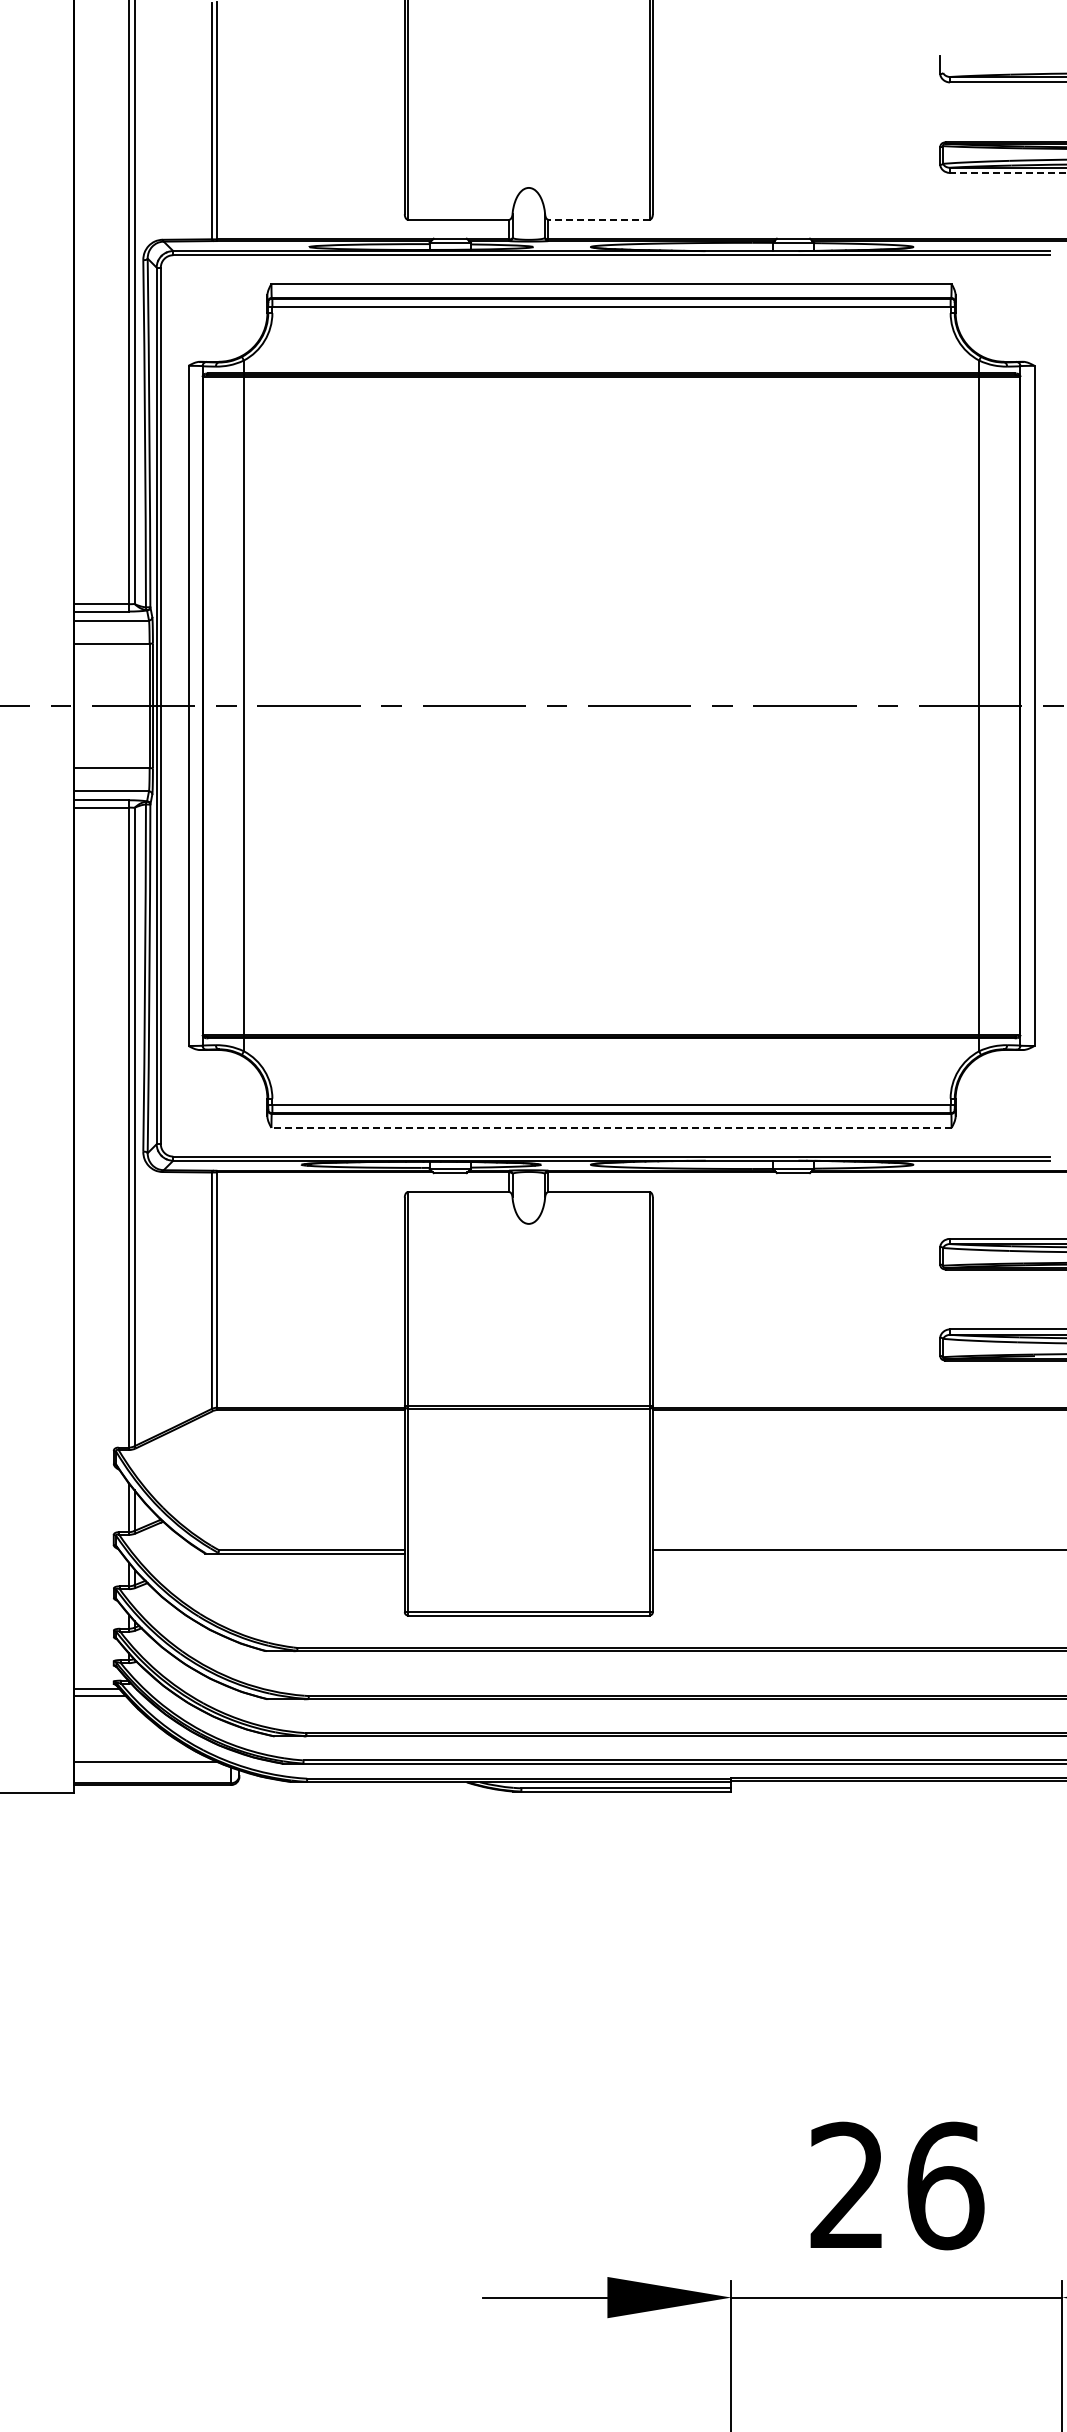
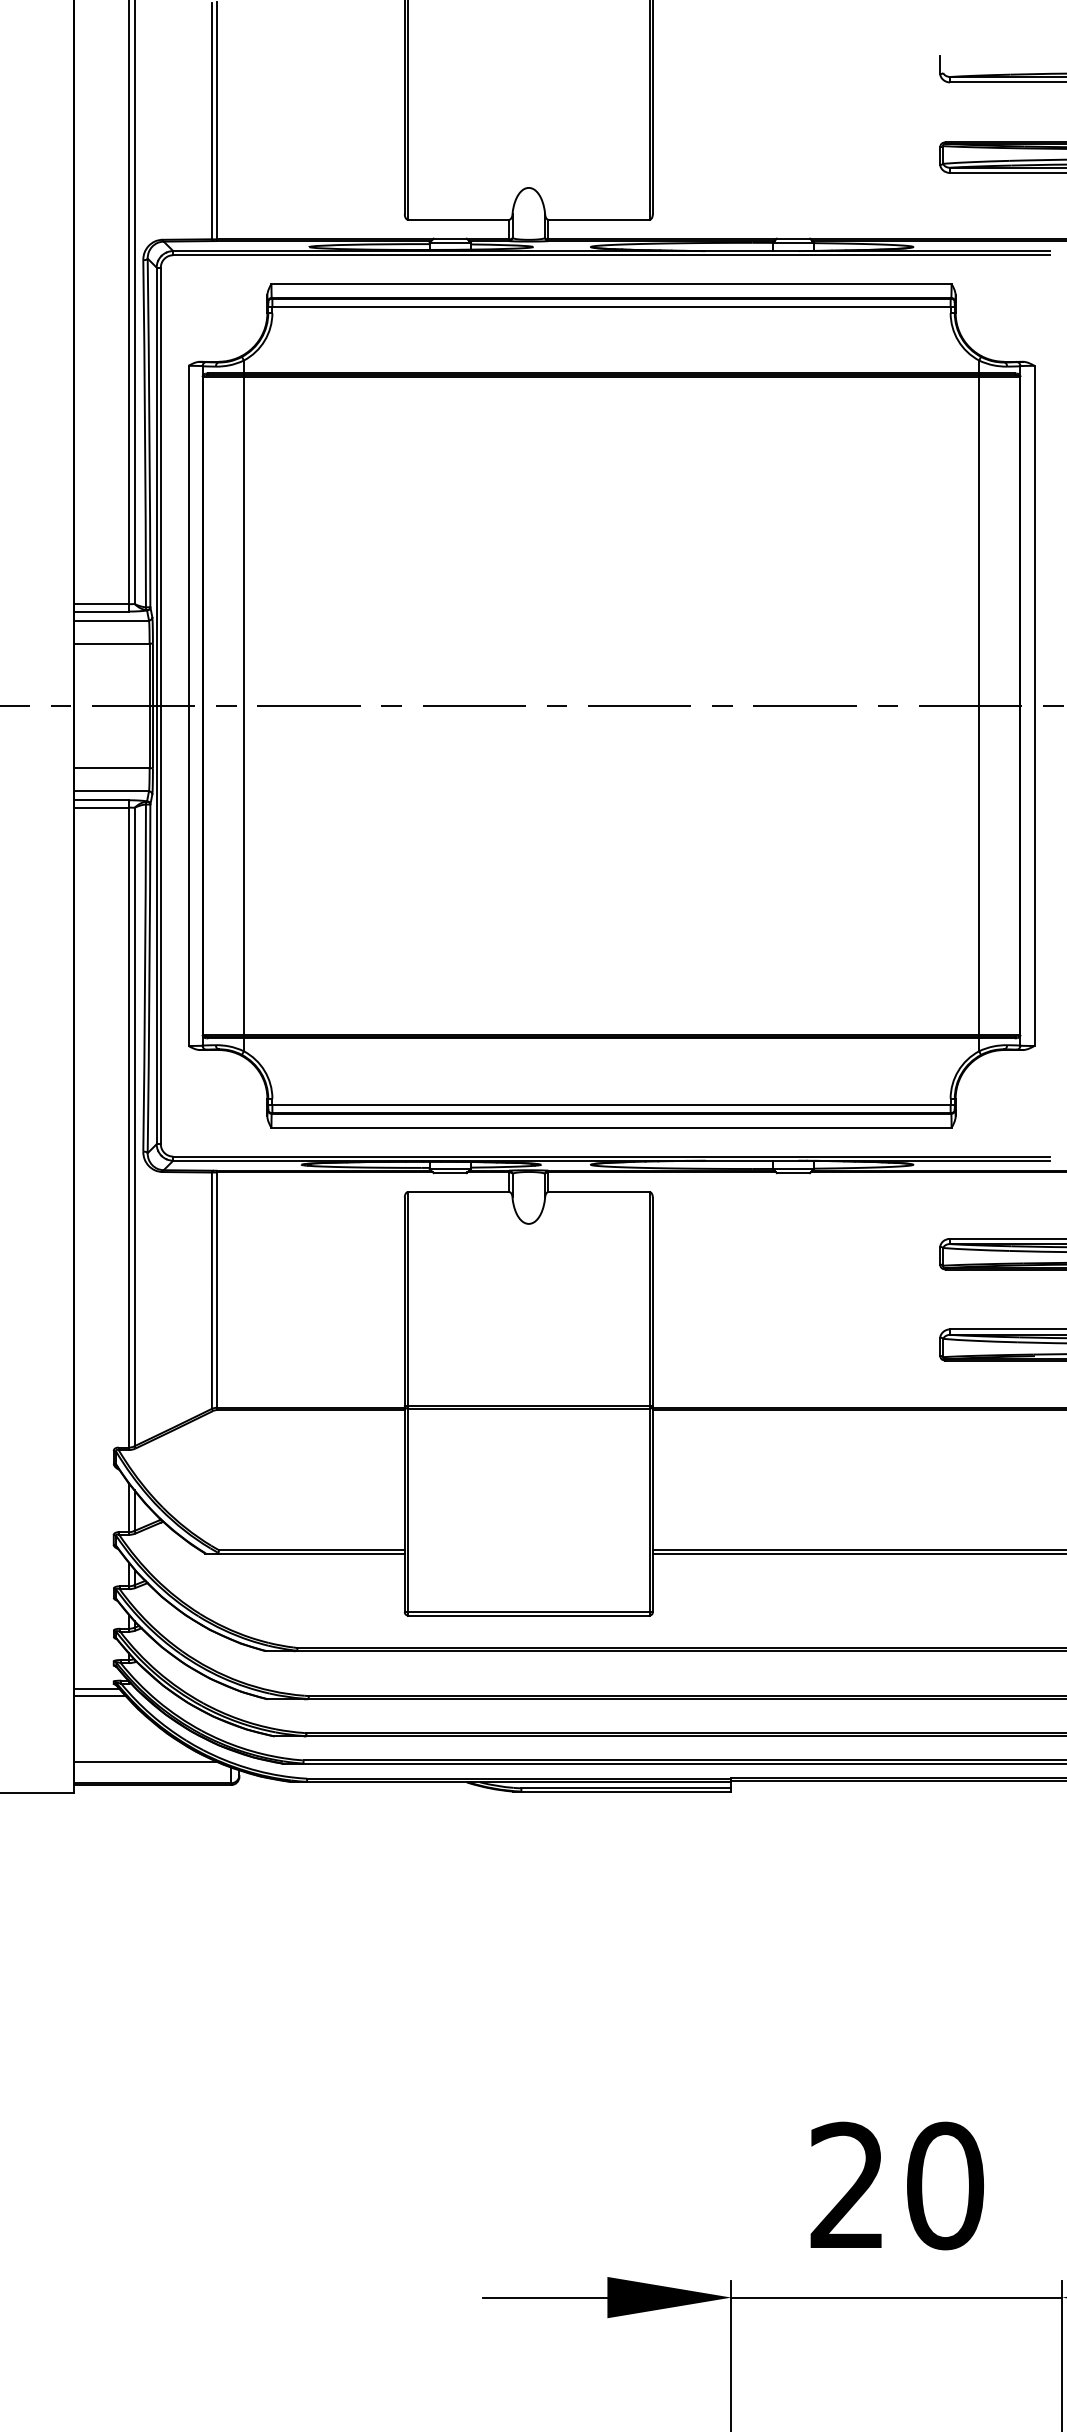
line: dashed -> solid (1007, 172)
line: dashed -> solid (598, 219)
line: dashed -> solid (611, 1127)
line: none -> present (857, 1553)
text: 26 -> 20 (945, 2185)
